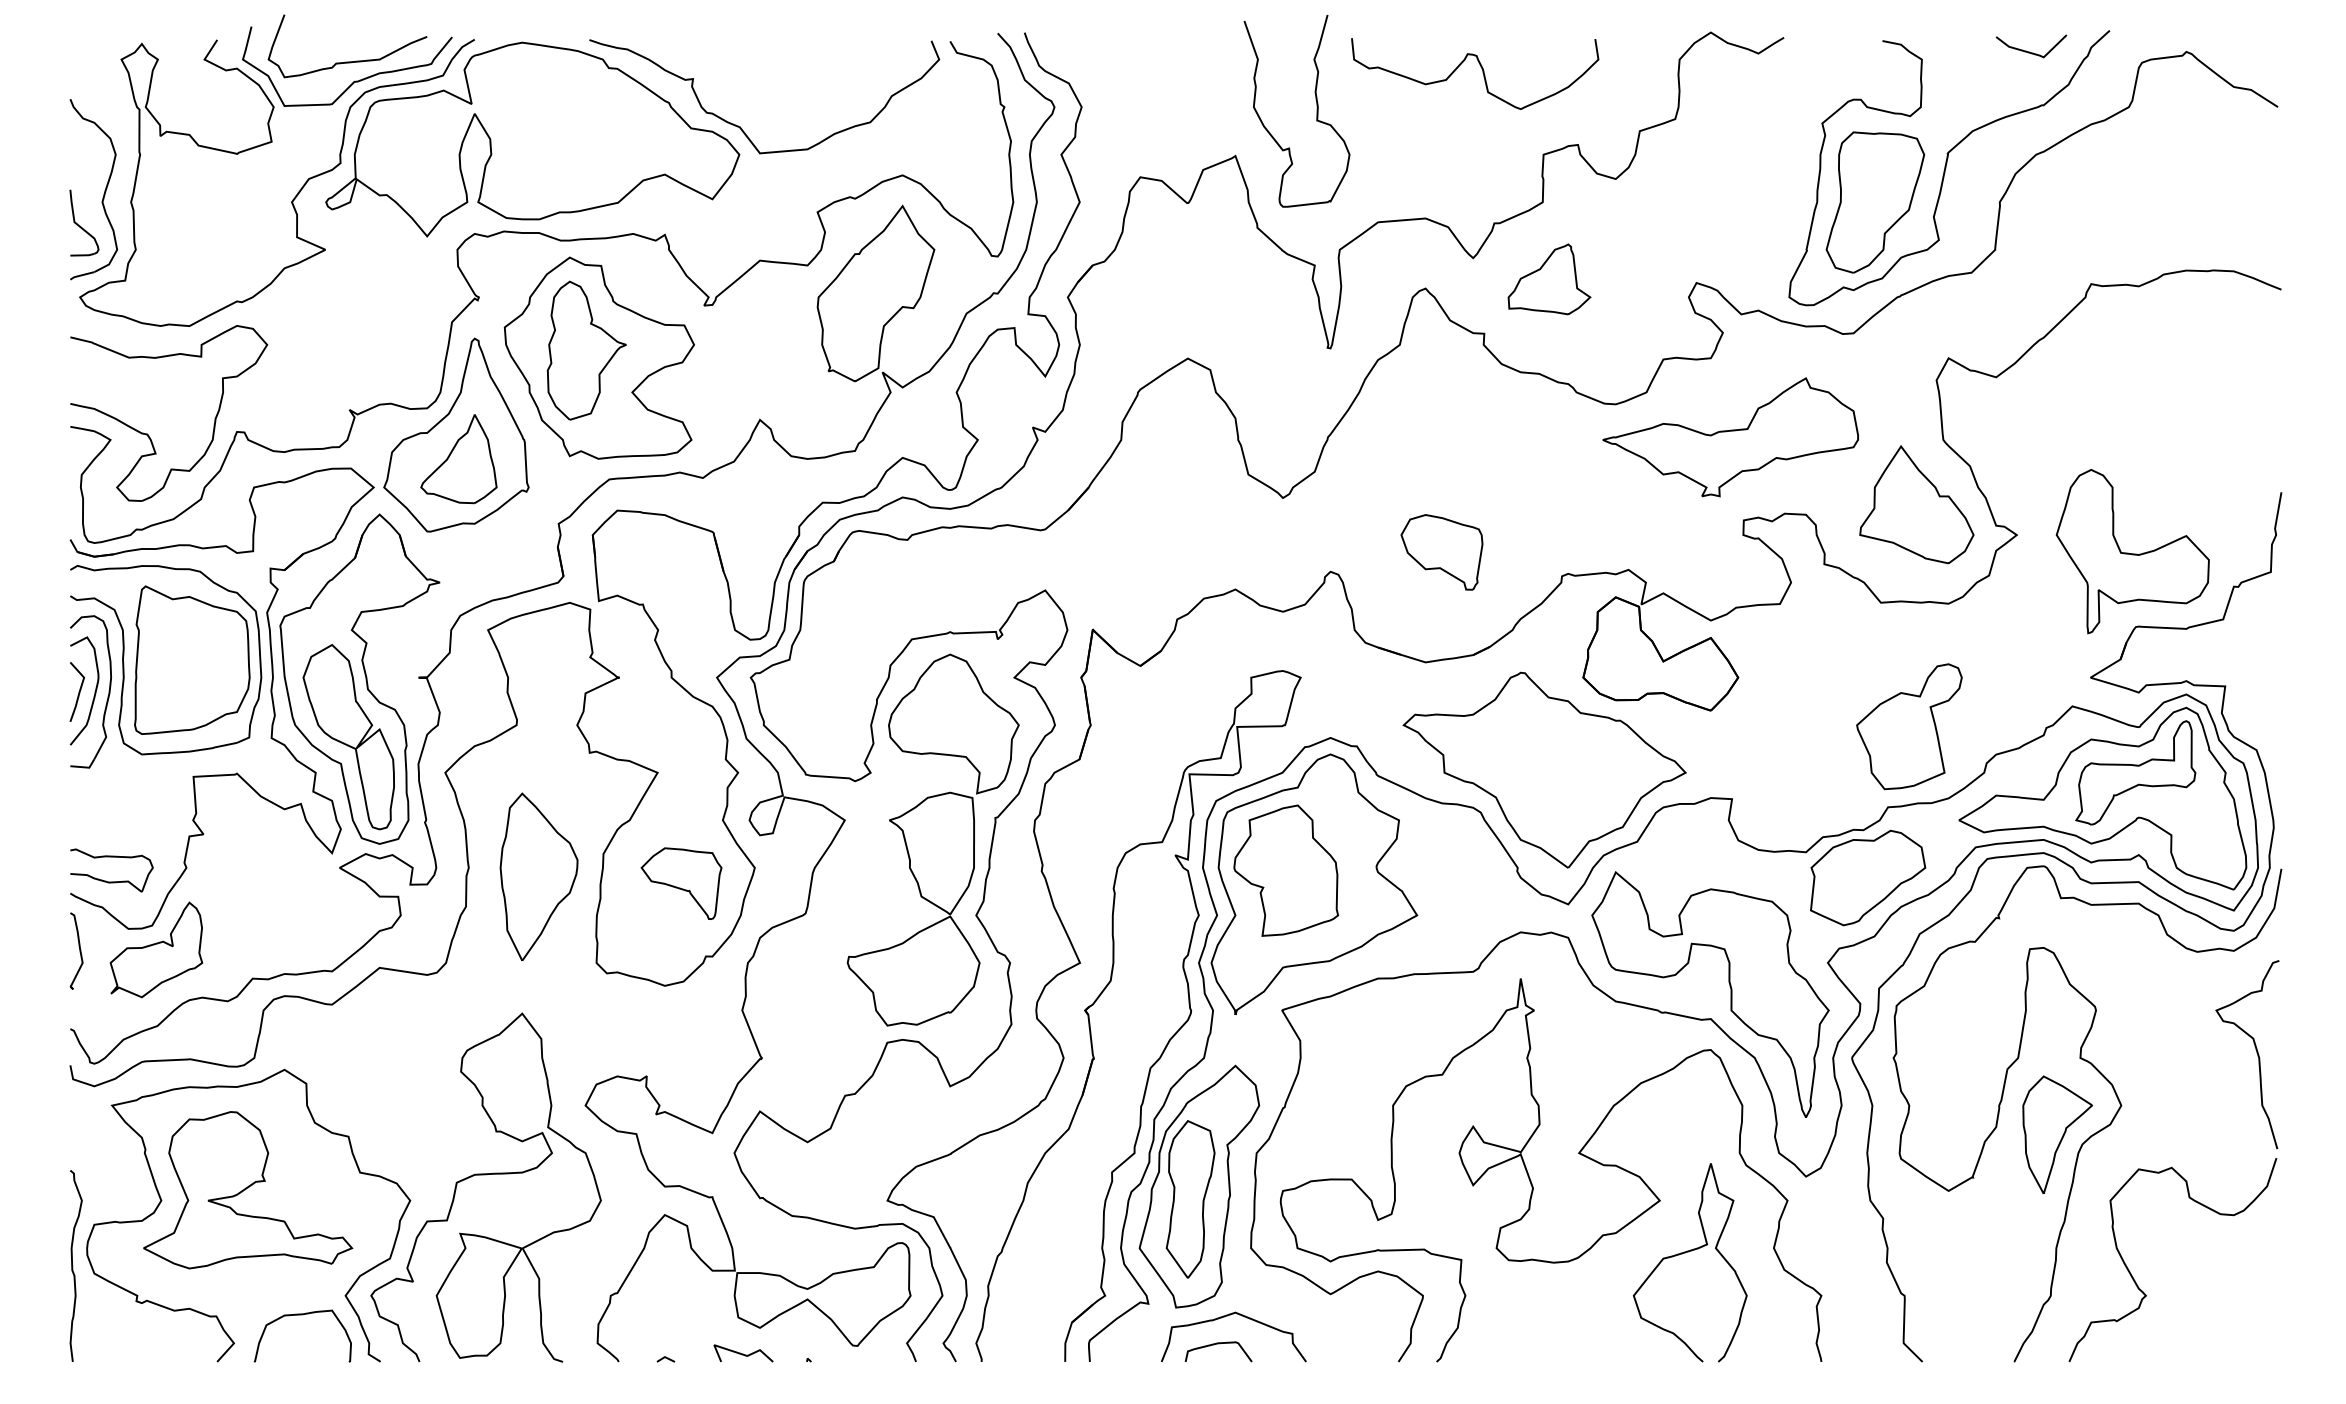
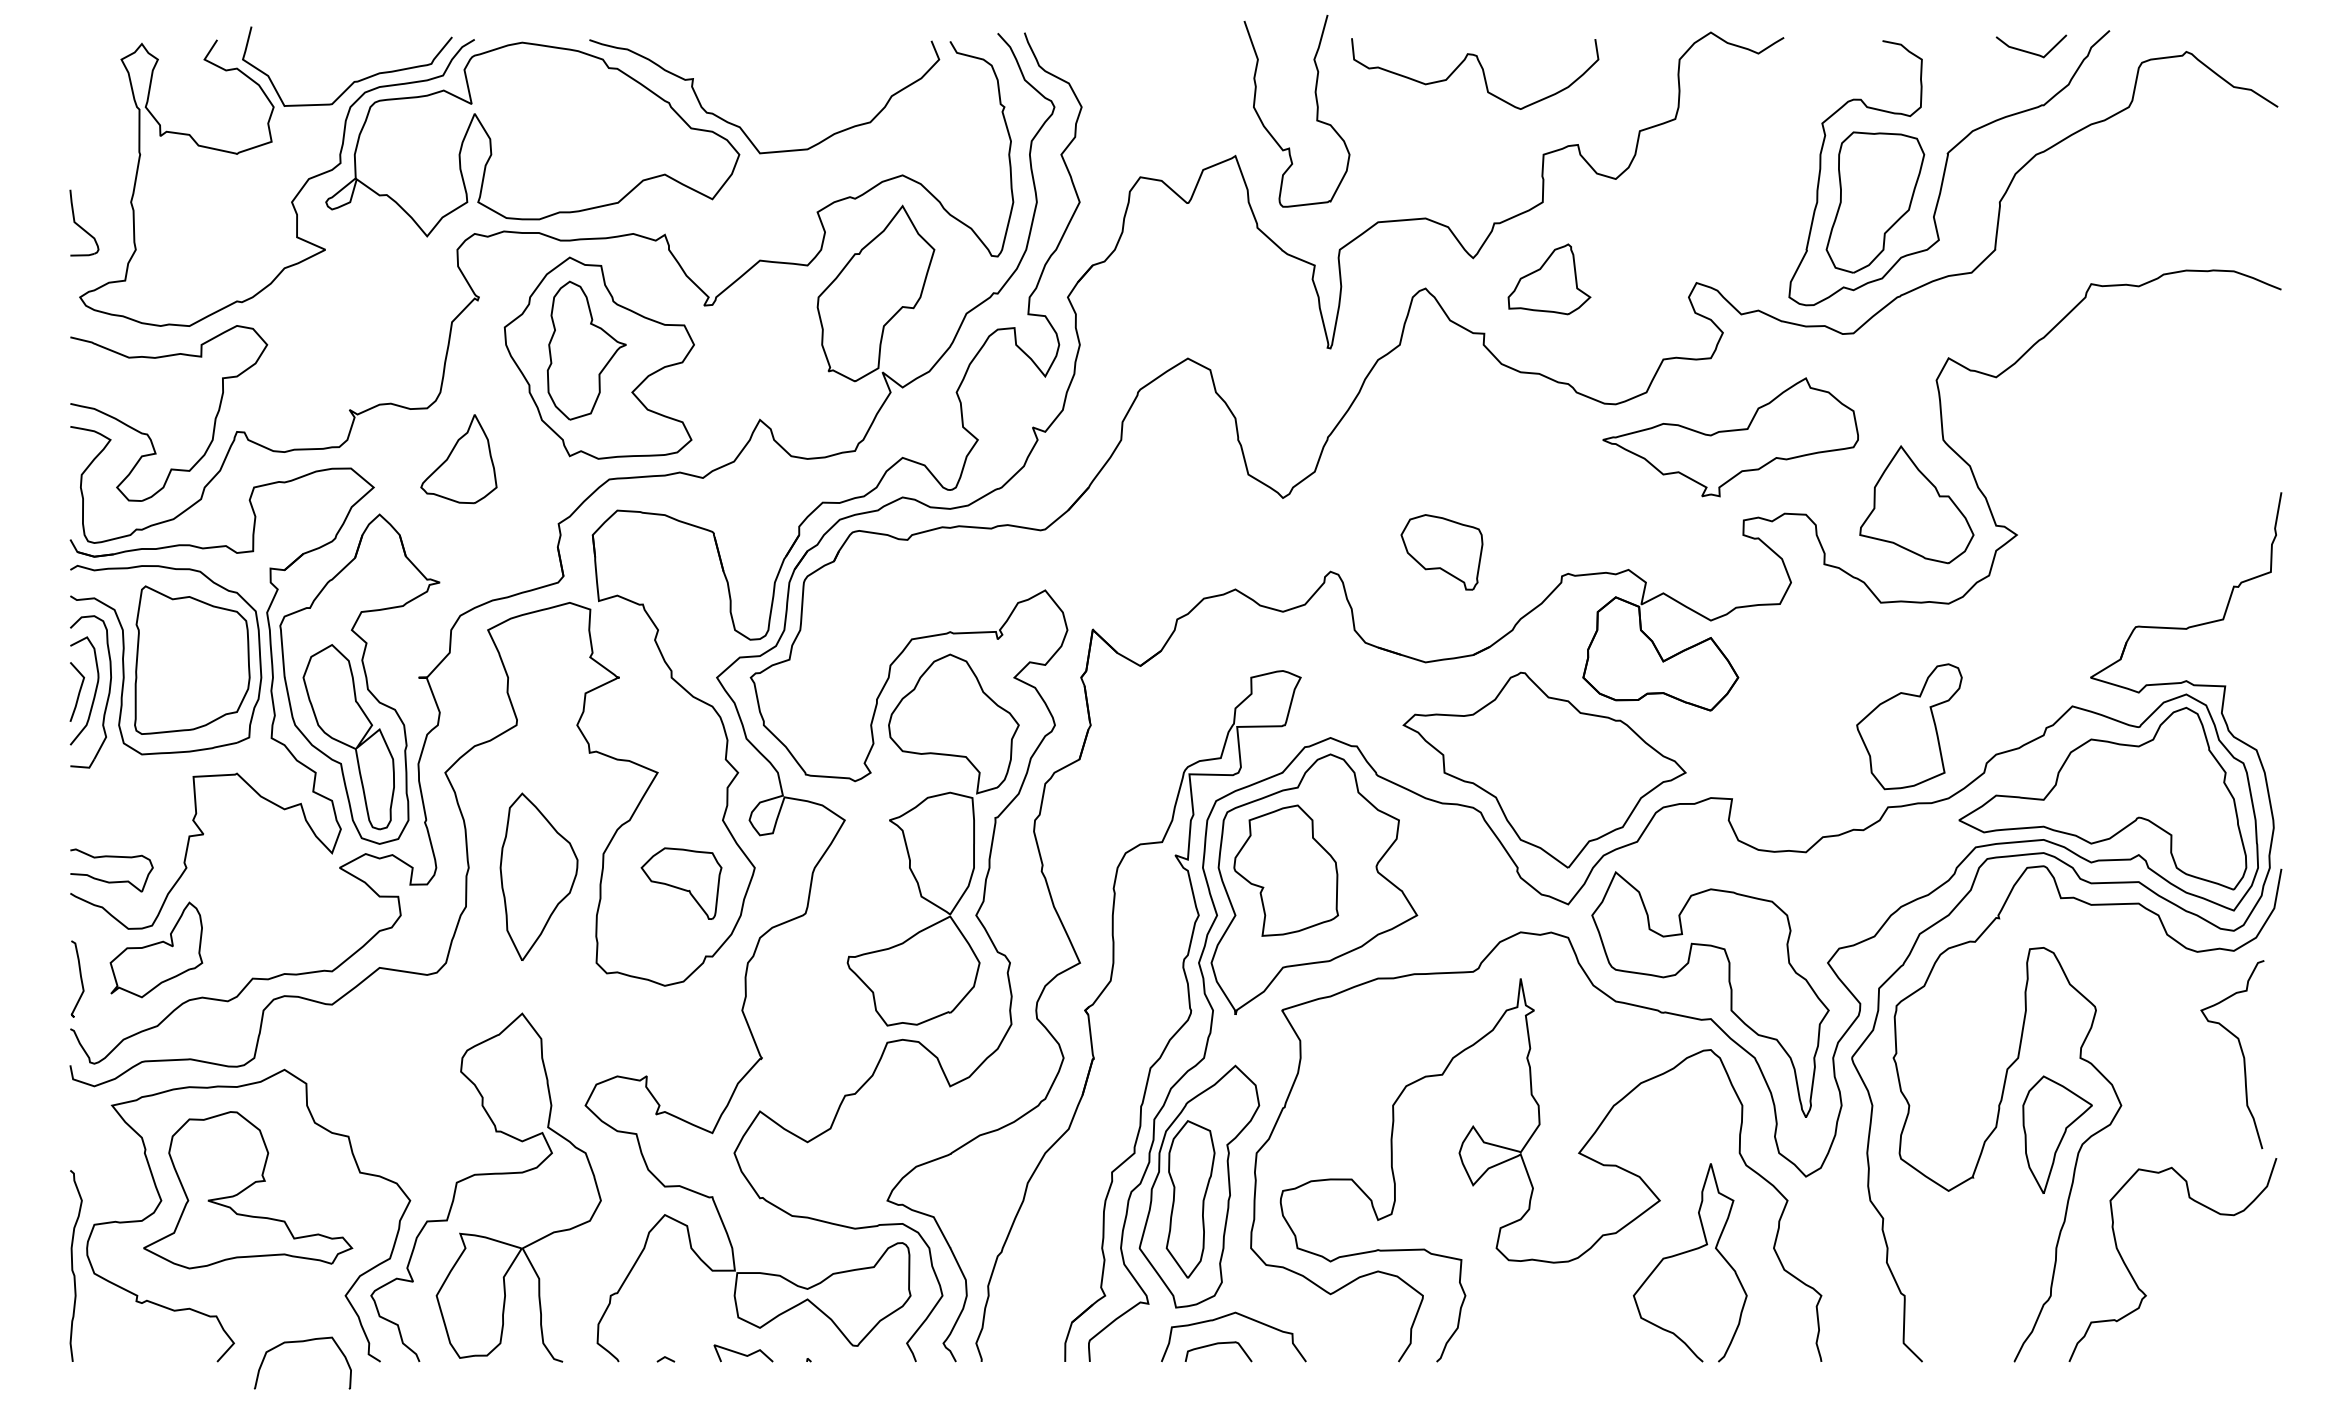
curve: present -> none (347, 61)
part: present -> none (103, 193)
part: present -> none (456, 434)
part: present -> none (2132, 551)
part: present -> none (2135, 772)
part: present -> none (1868, 877)
curve position: (79, 950) -> (80, 978) (80, 978)
curve position: (2256, 1053) -> (2241, 1053) (2241, 1053)
curve position: (302, 1315) -> (302, 1342) (302, 1342)
